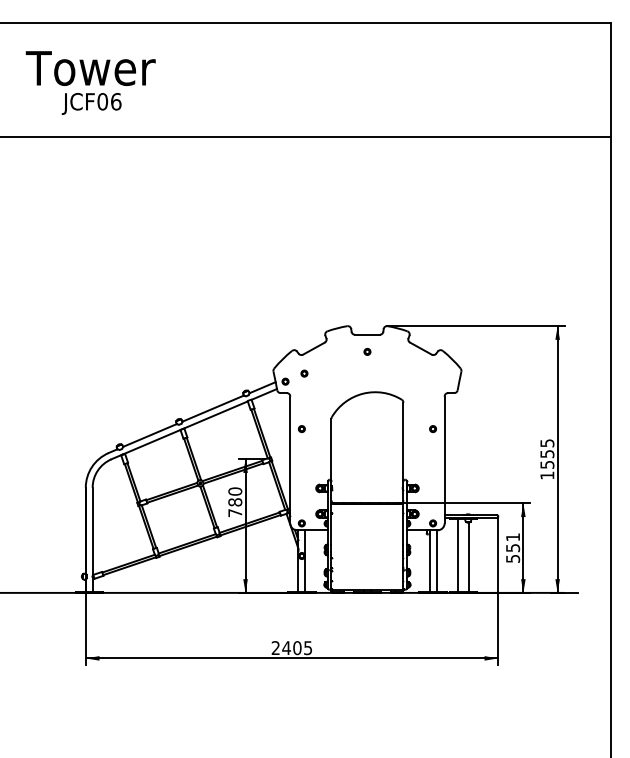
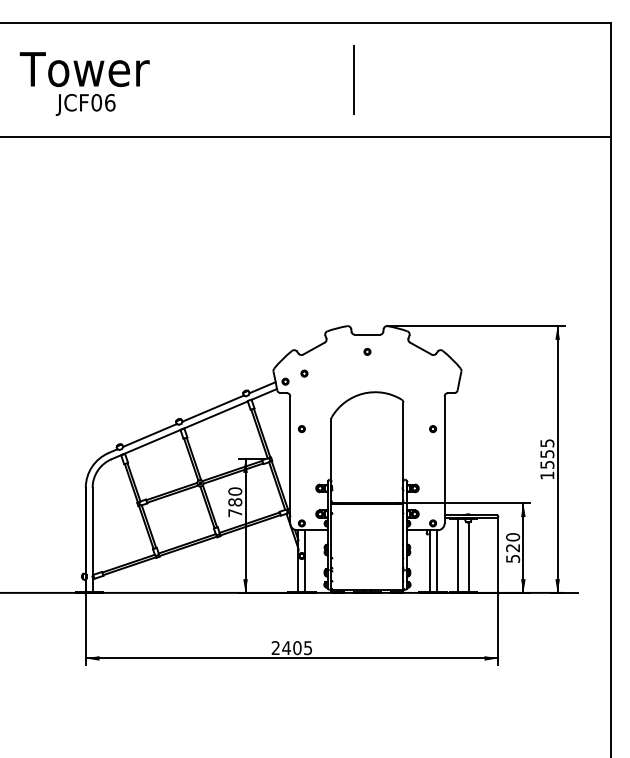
line: none -> present (353, 79)
text position: (90, 82) -> (84, 83) (84, 83)
text: 551 -> 520 (513, 542)
